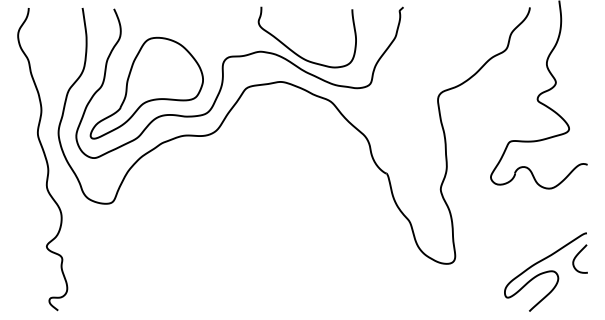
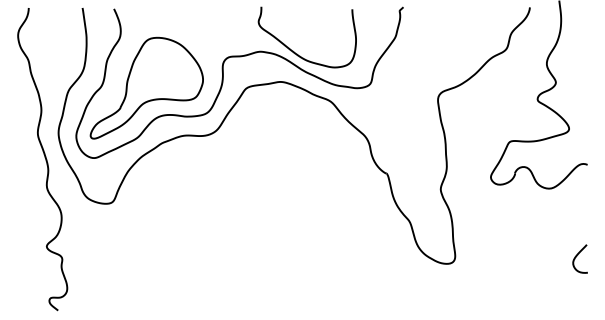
curve: present -> none (545, 271)
